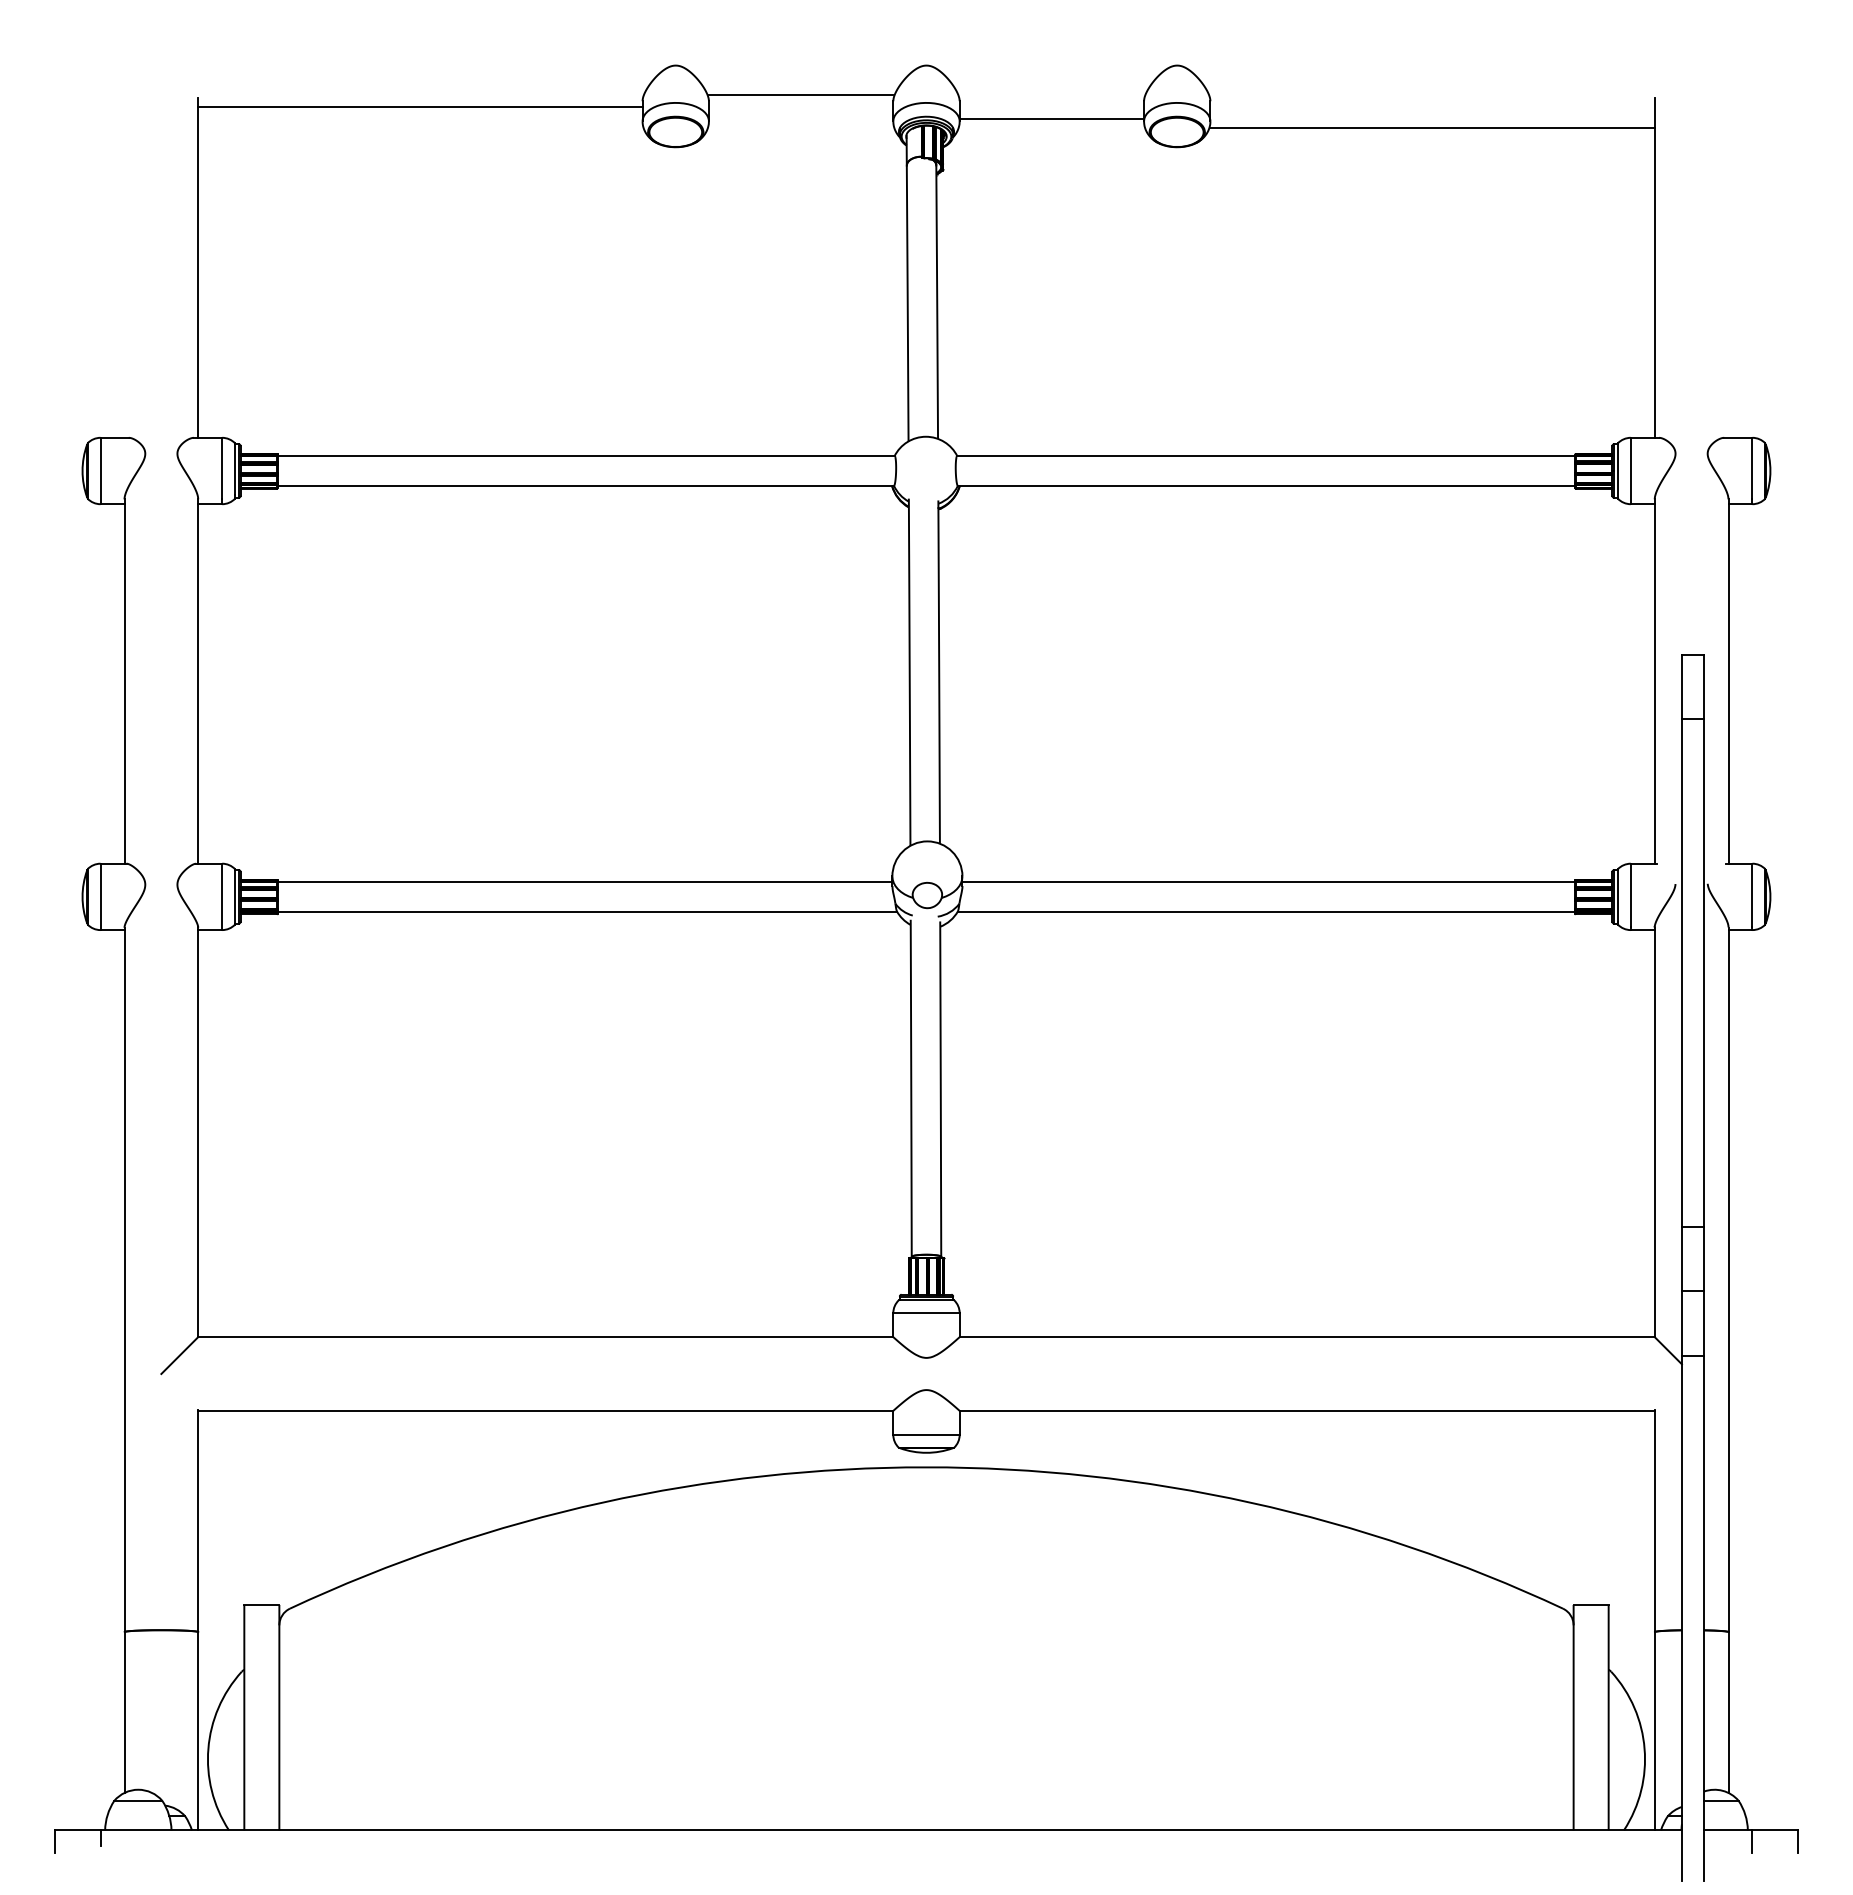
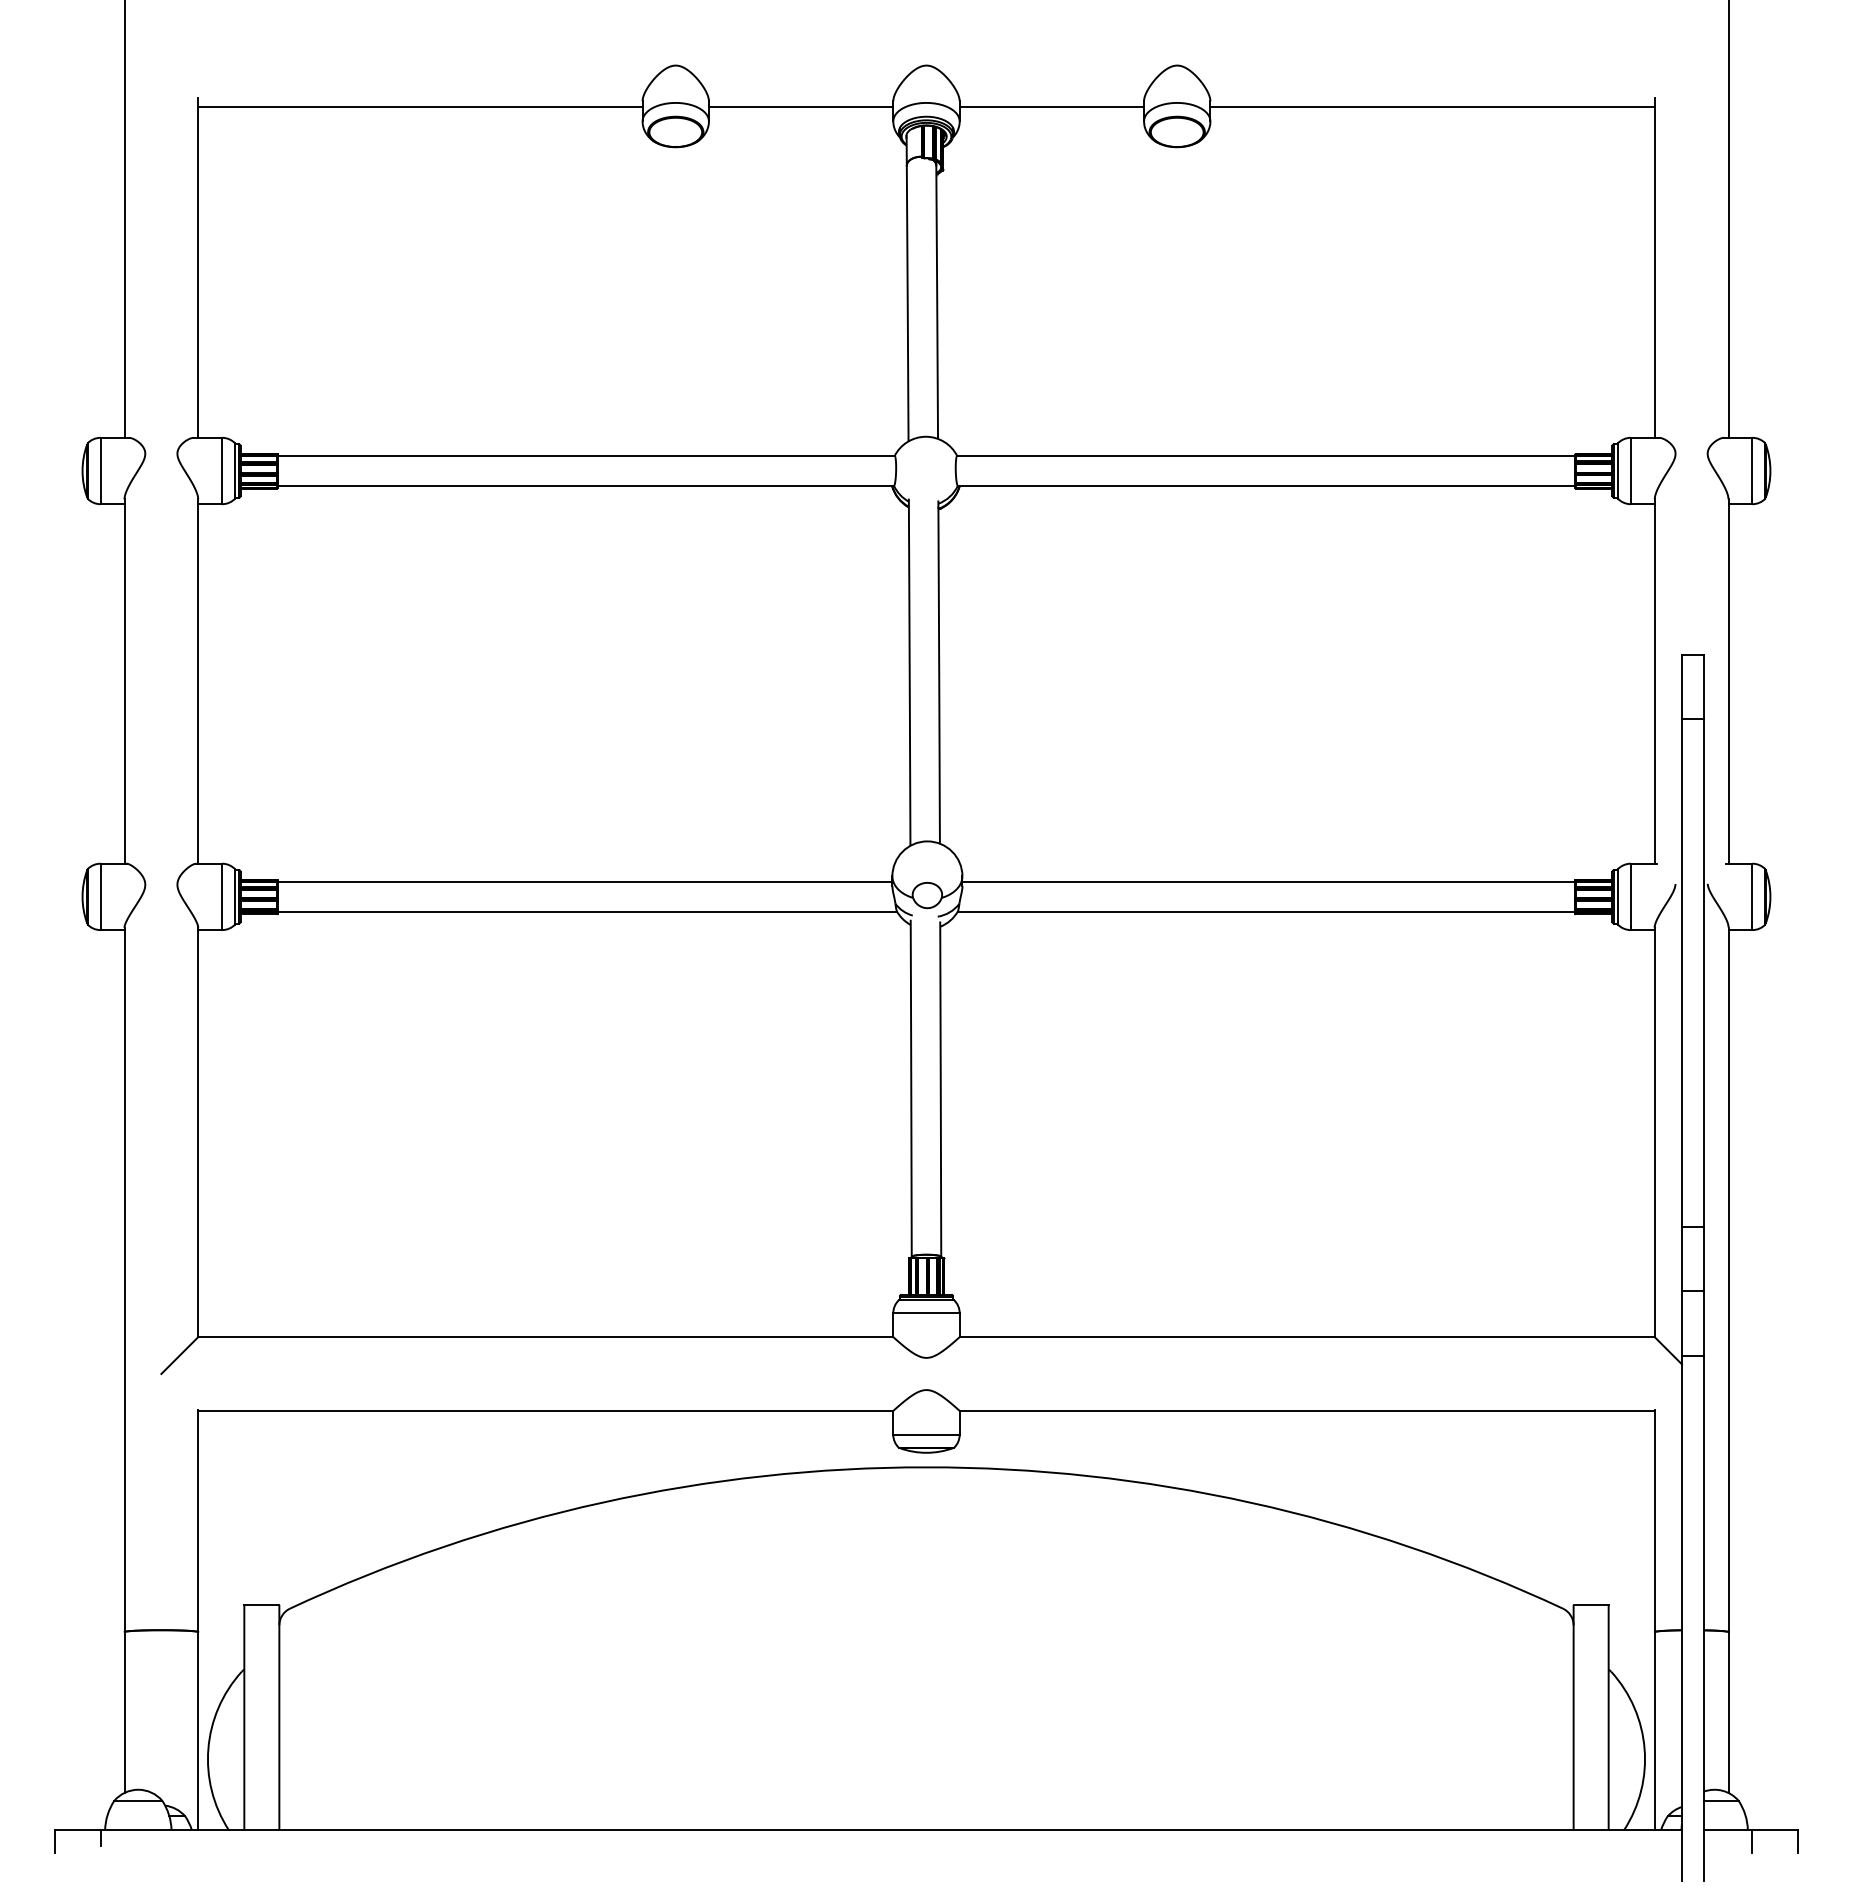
line position: (800, 95) -> (800, 107) (800, 107)
line position: (1051, 119) -> (1051, 107) (1051, 107)
line position: (1432, 128) -> (1432, 107) (1432, 107)
line: none -> present (124, 219)
line: none -> present (1728, 219)
